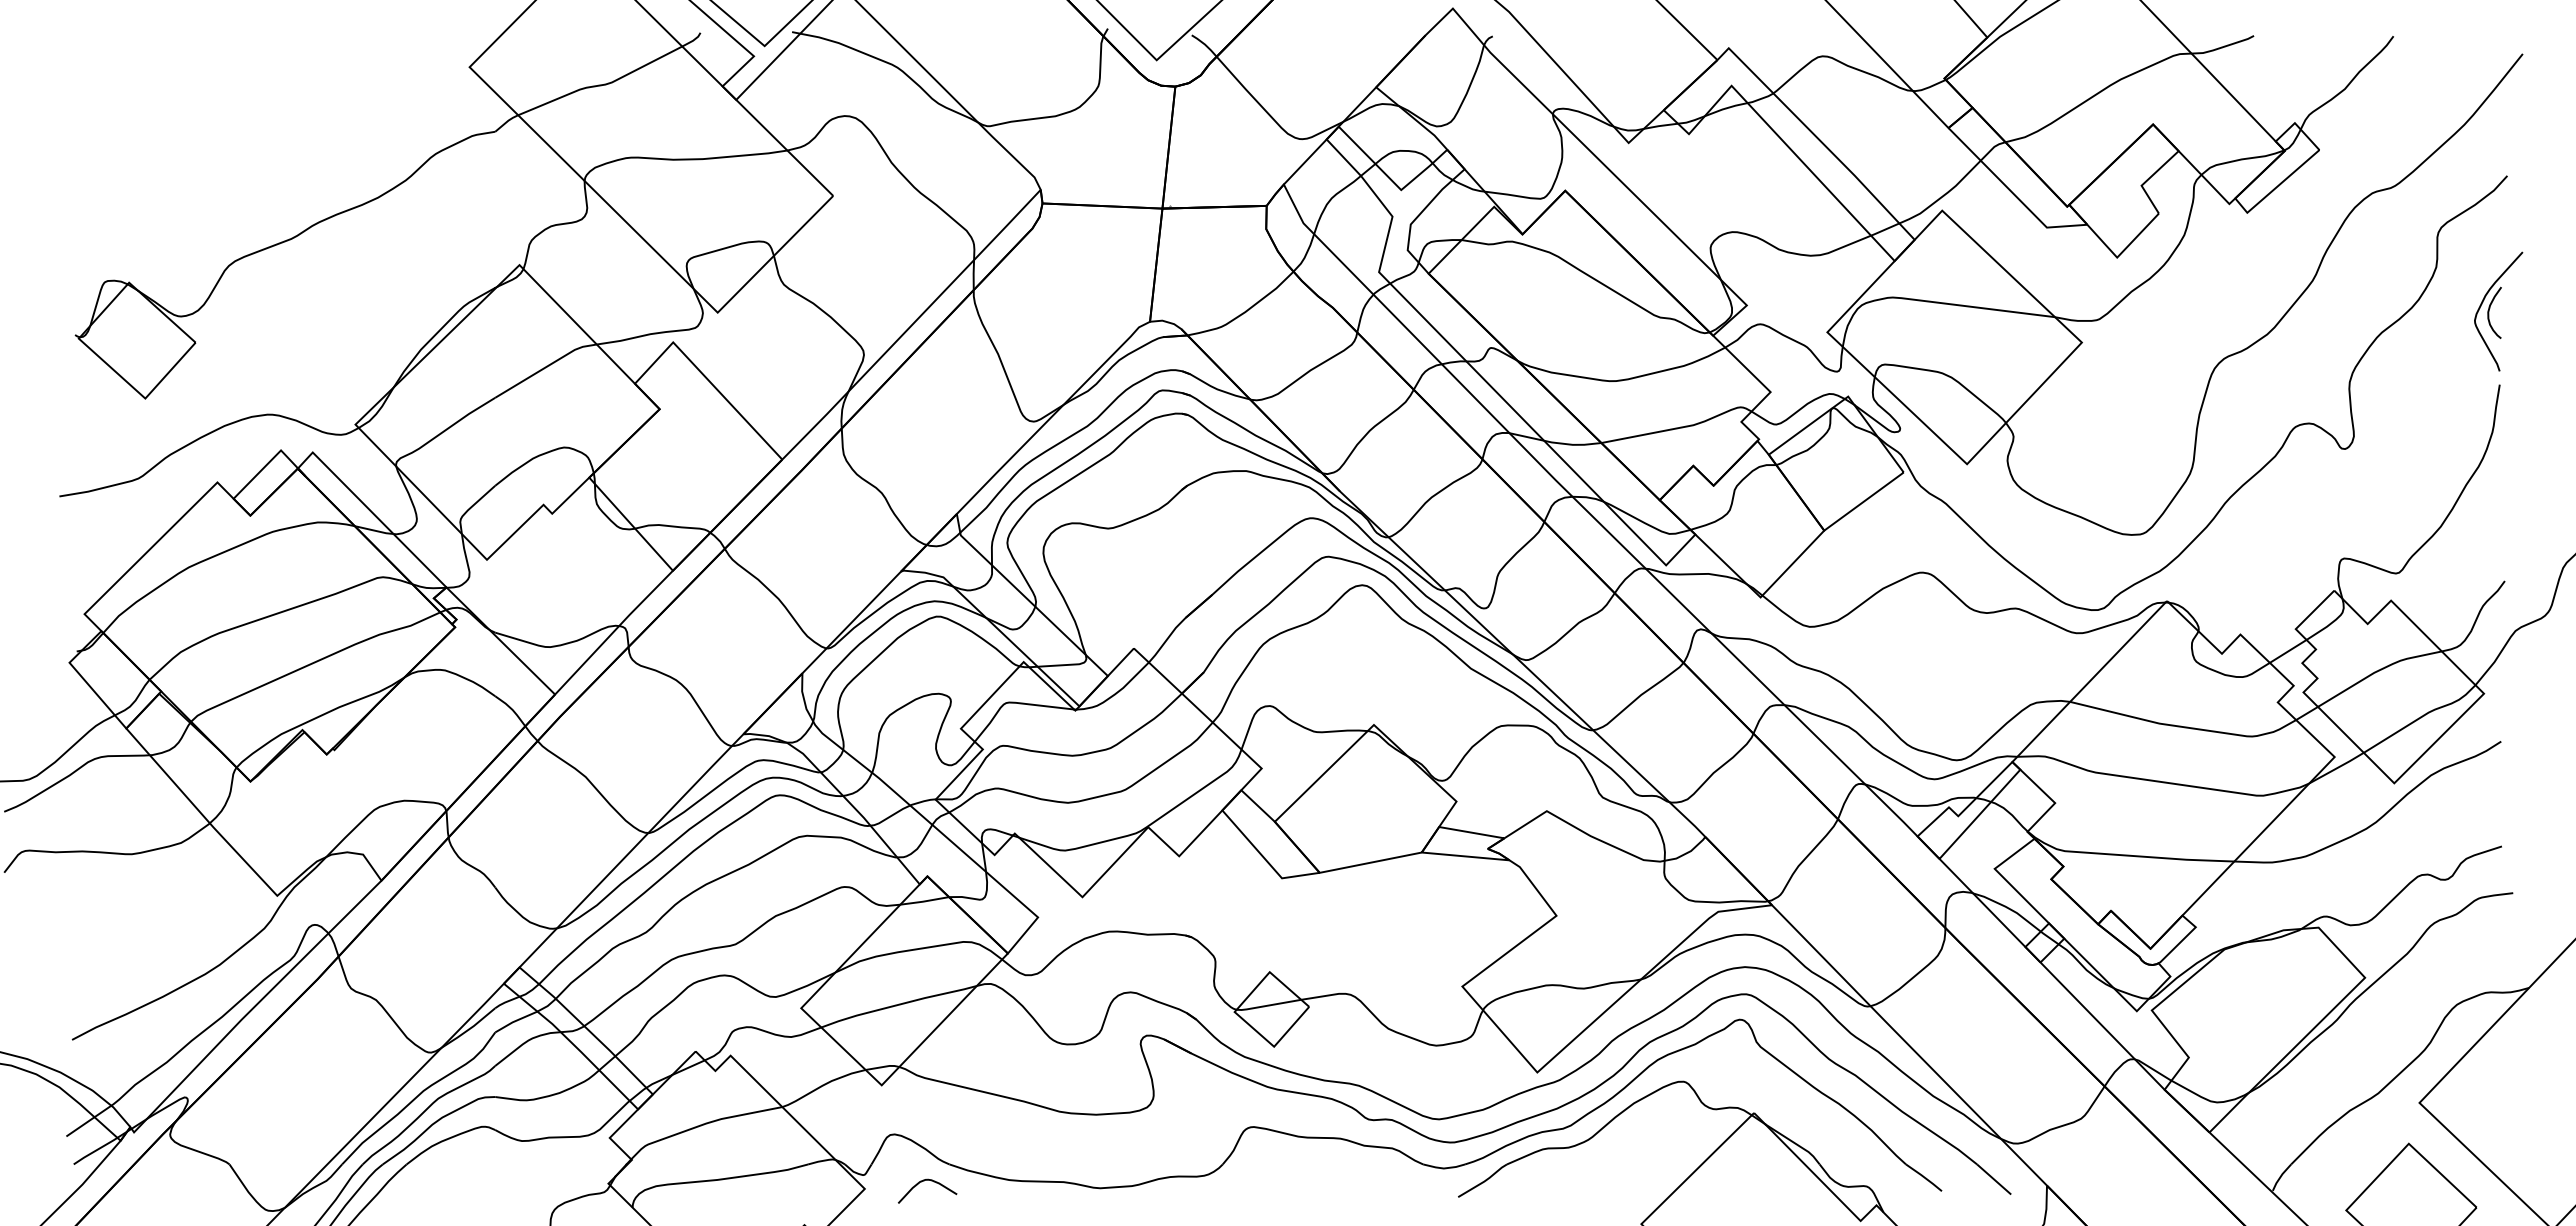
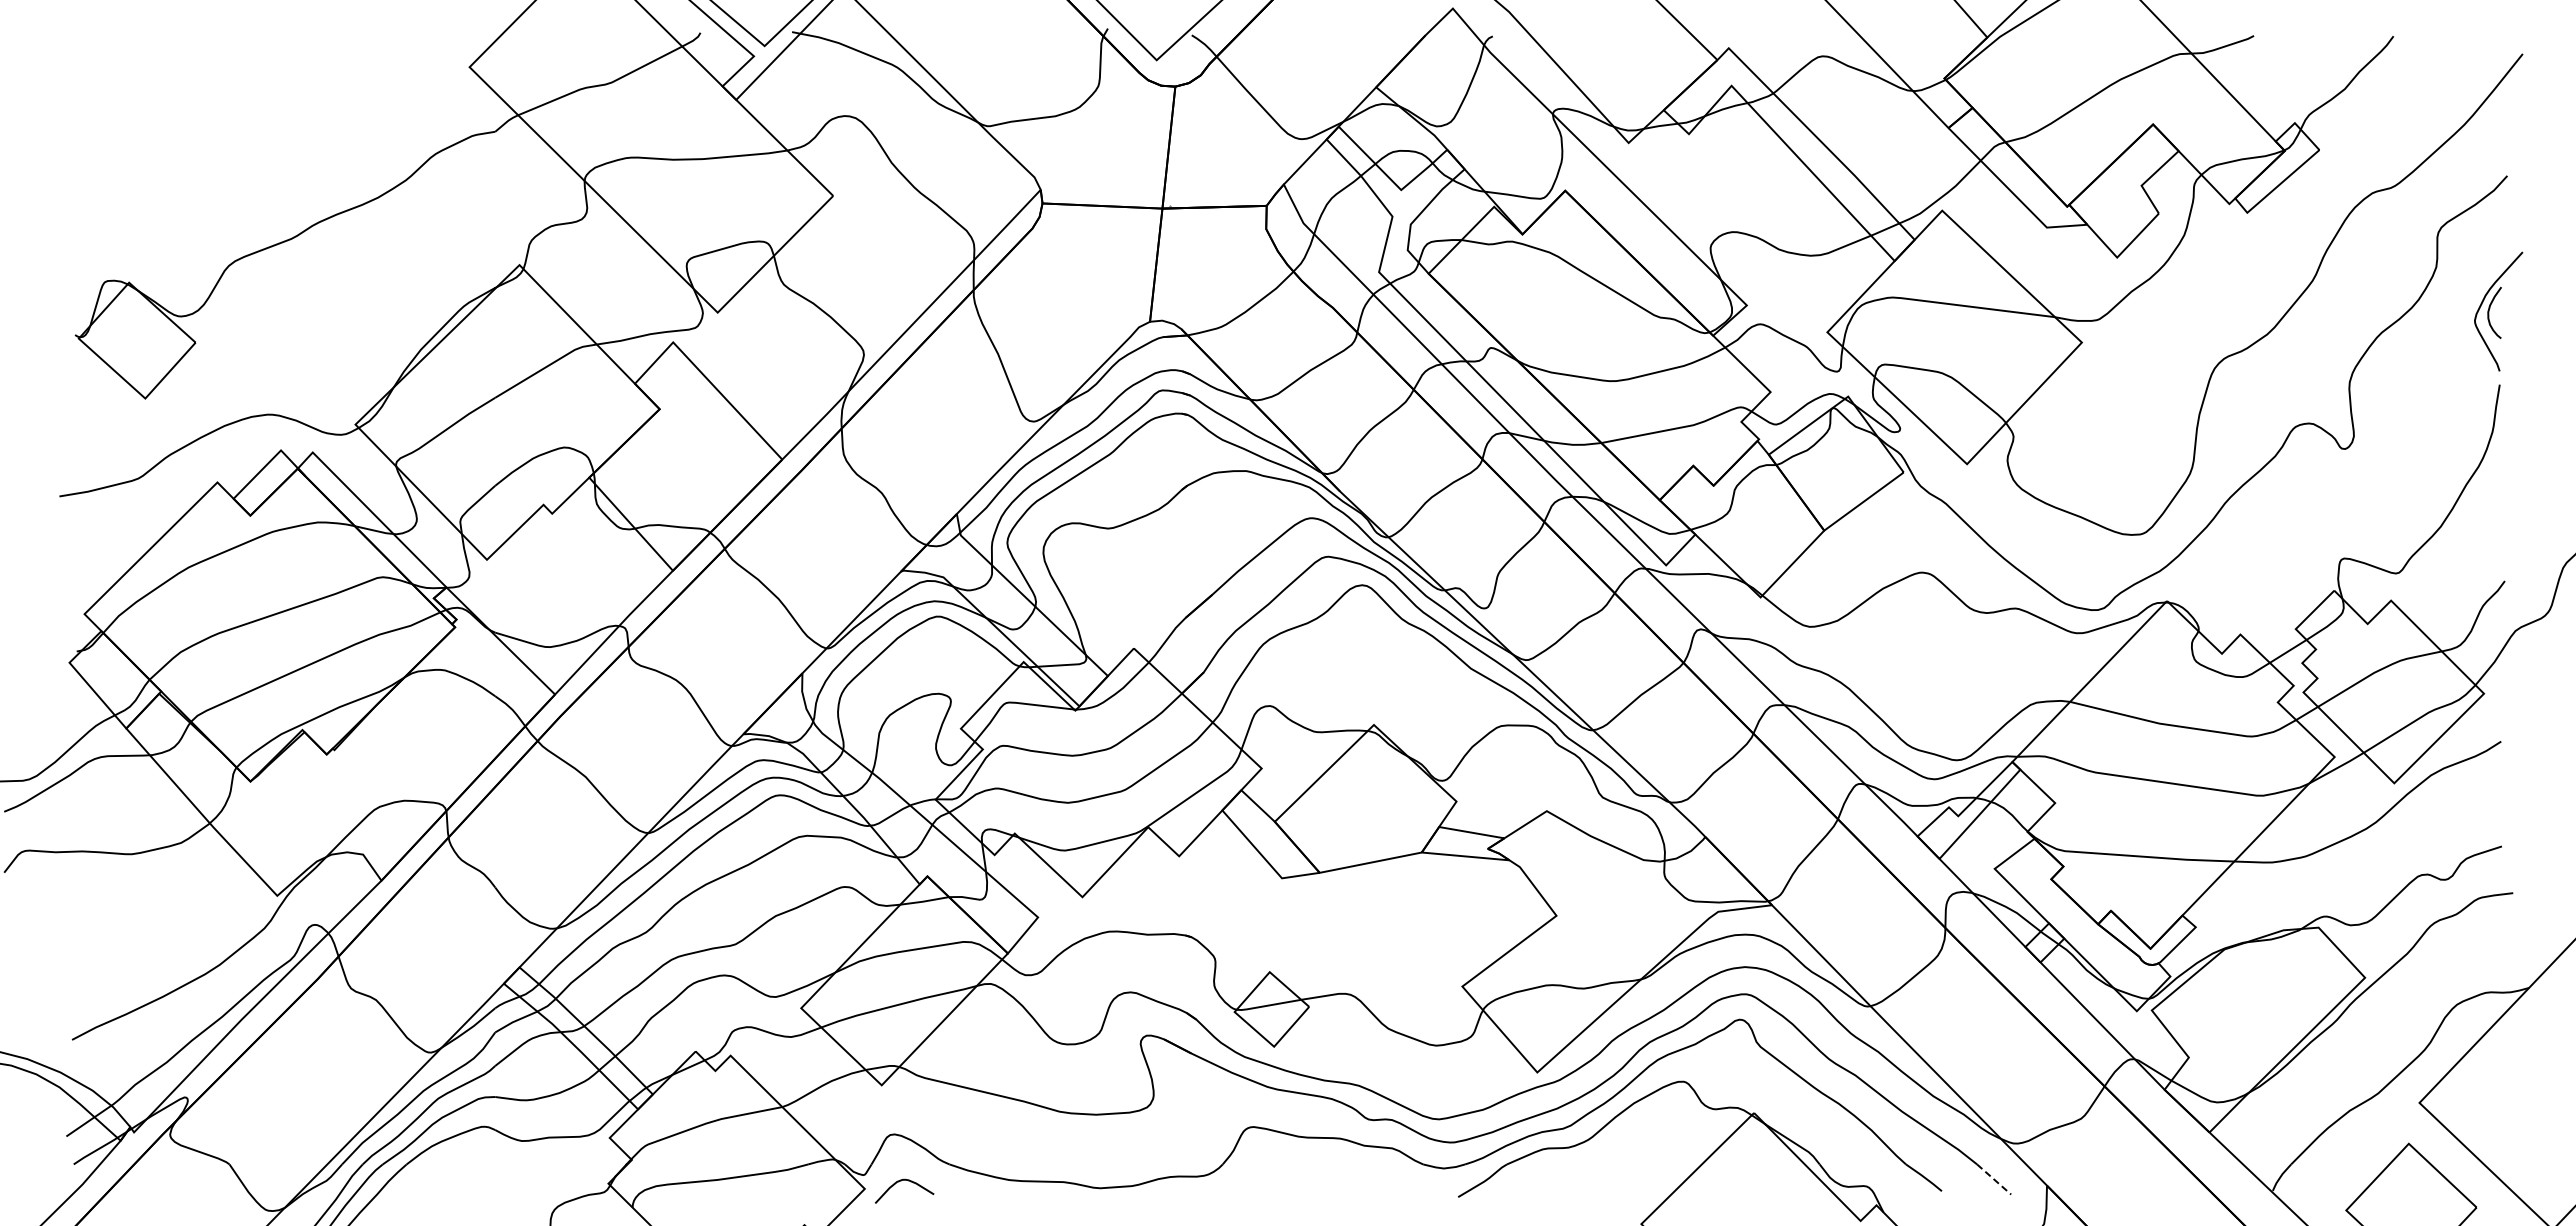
line: solid -> dashed (1994, 1179)
curve position: (924, 1181) -> (901, 1181) (901, 1181)
